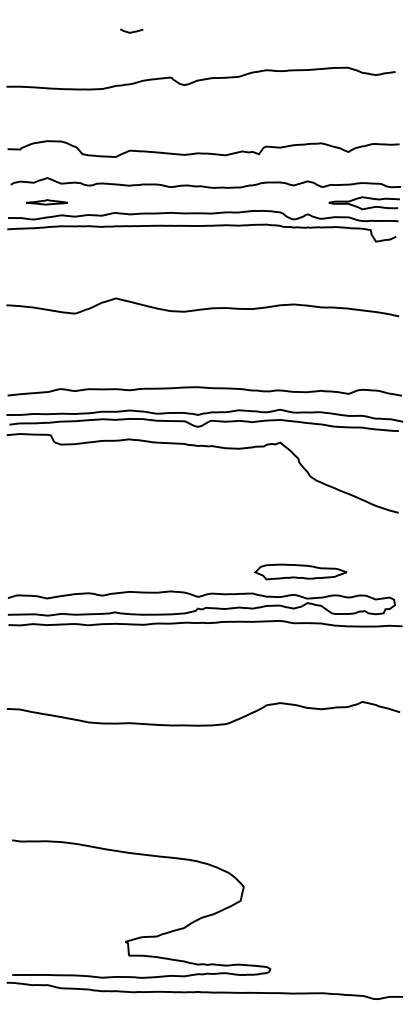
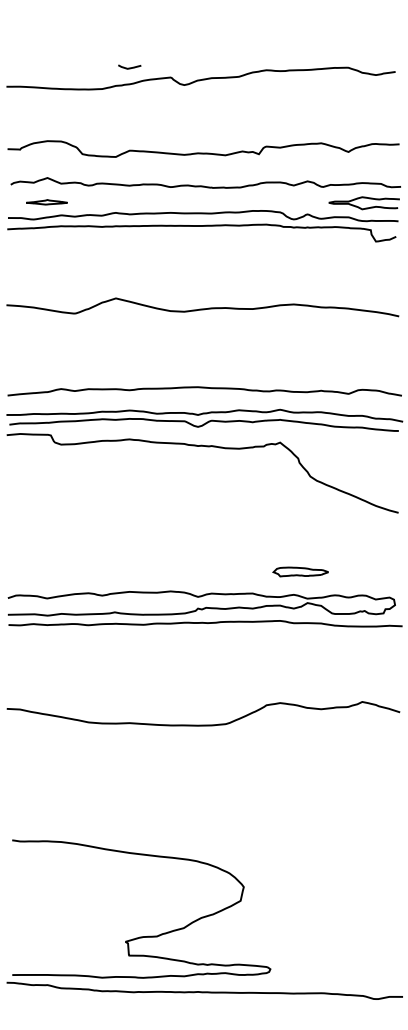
curve position: (131, 31) -> (129, 67) (129, 67)
part size: 94x18 px -> 57x12 px (300, 571)
